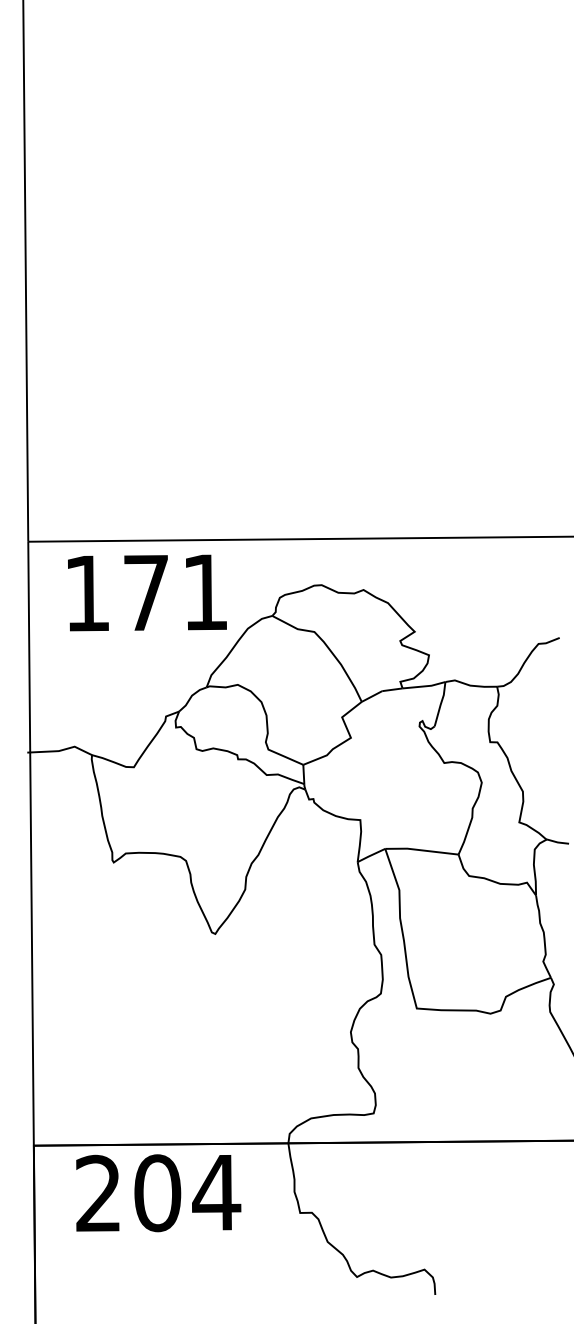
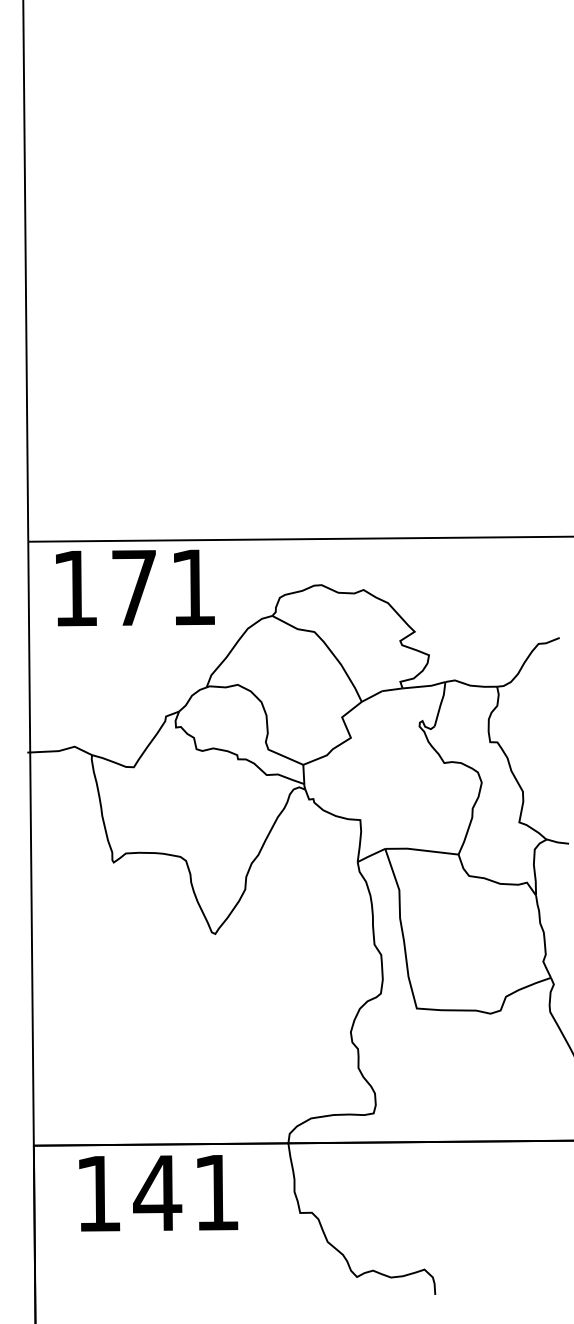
text position: (147, 592) -> (135, 587) (135, 587)
text: 204 -> 141 (158, 1193)
